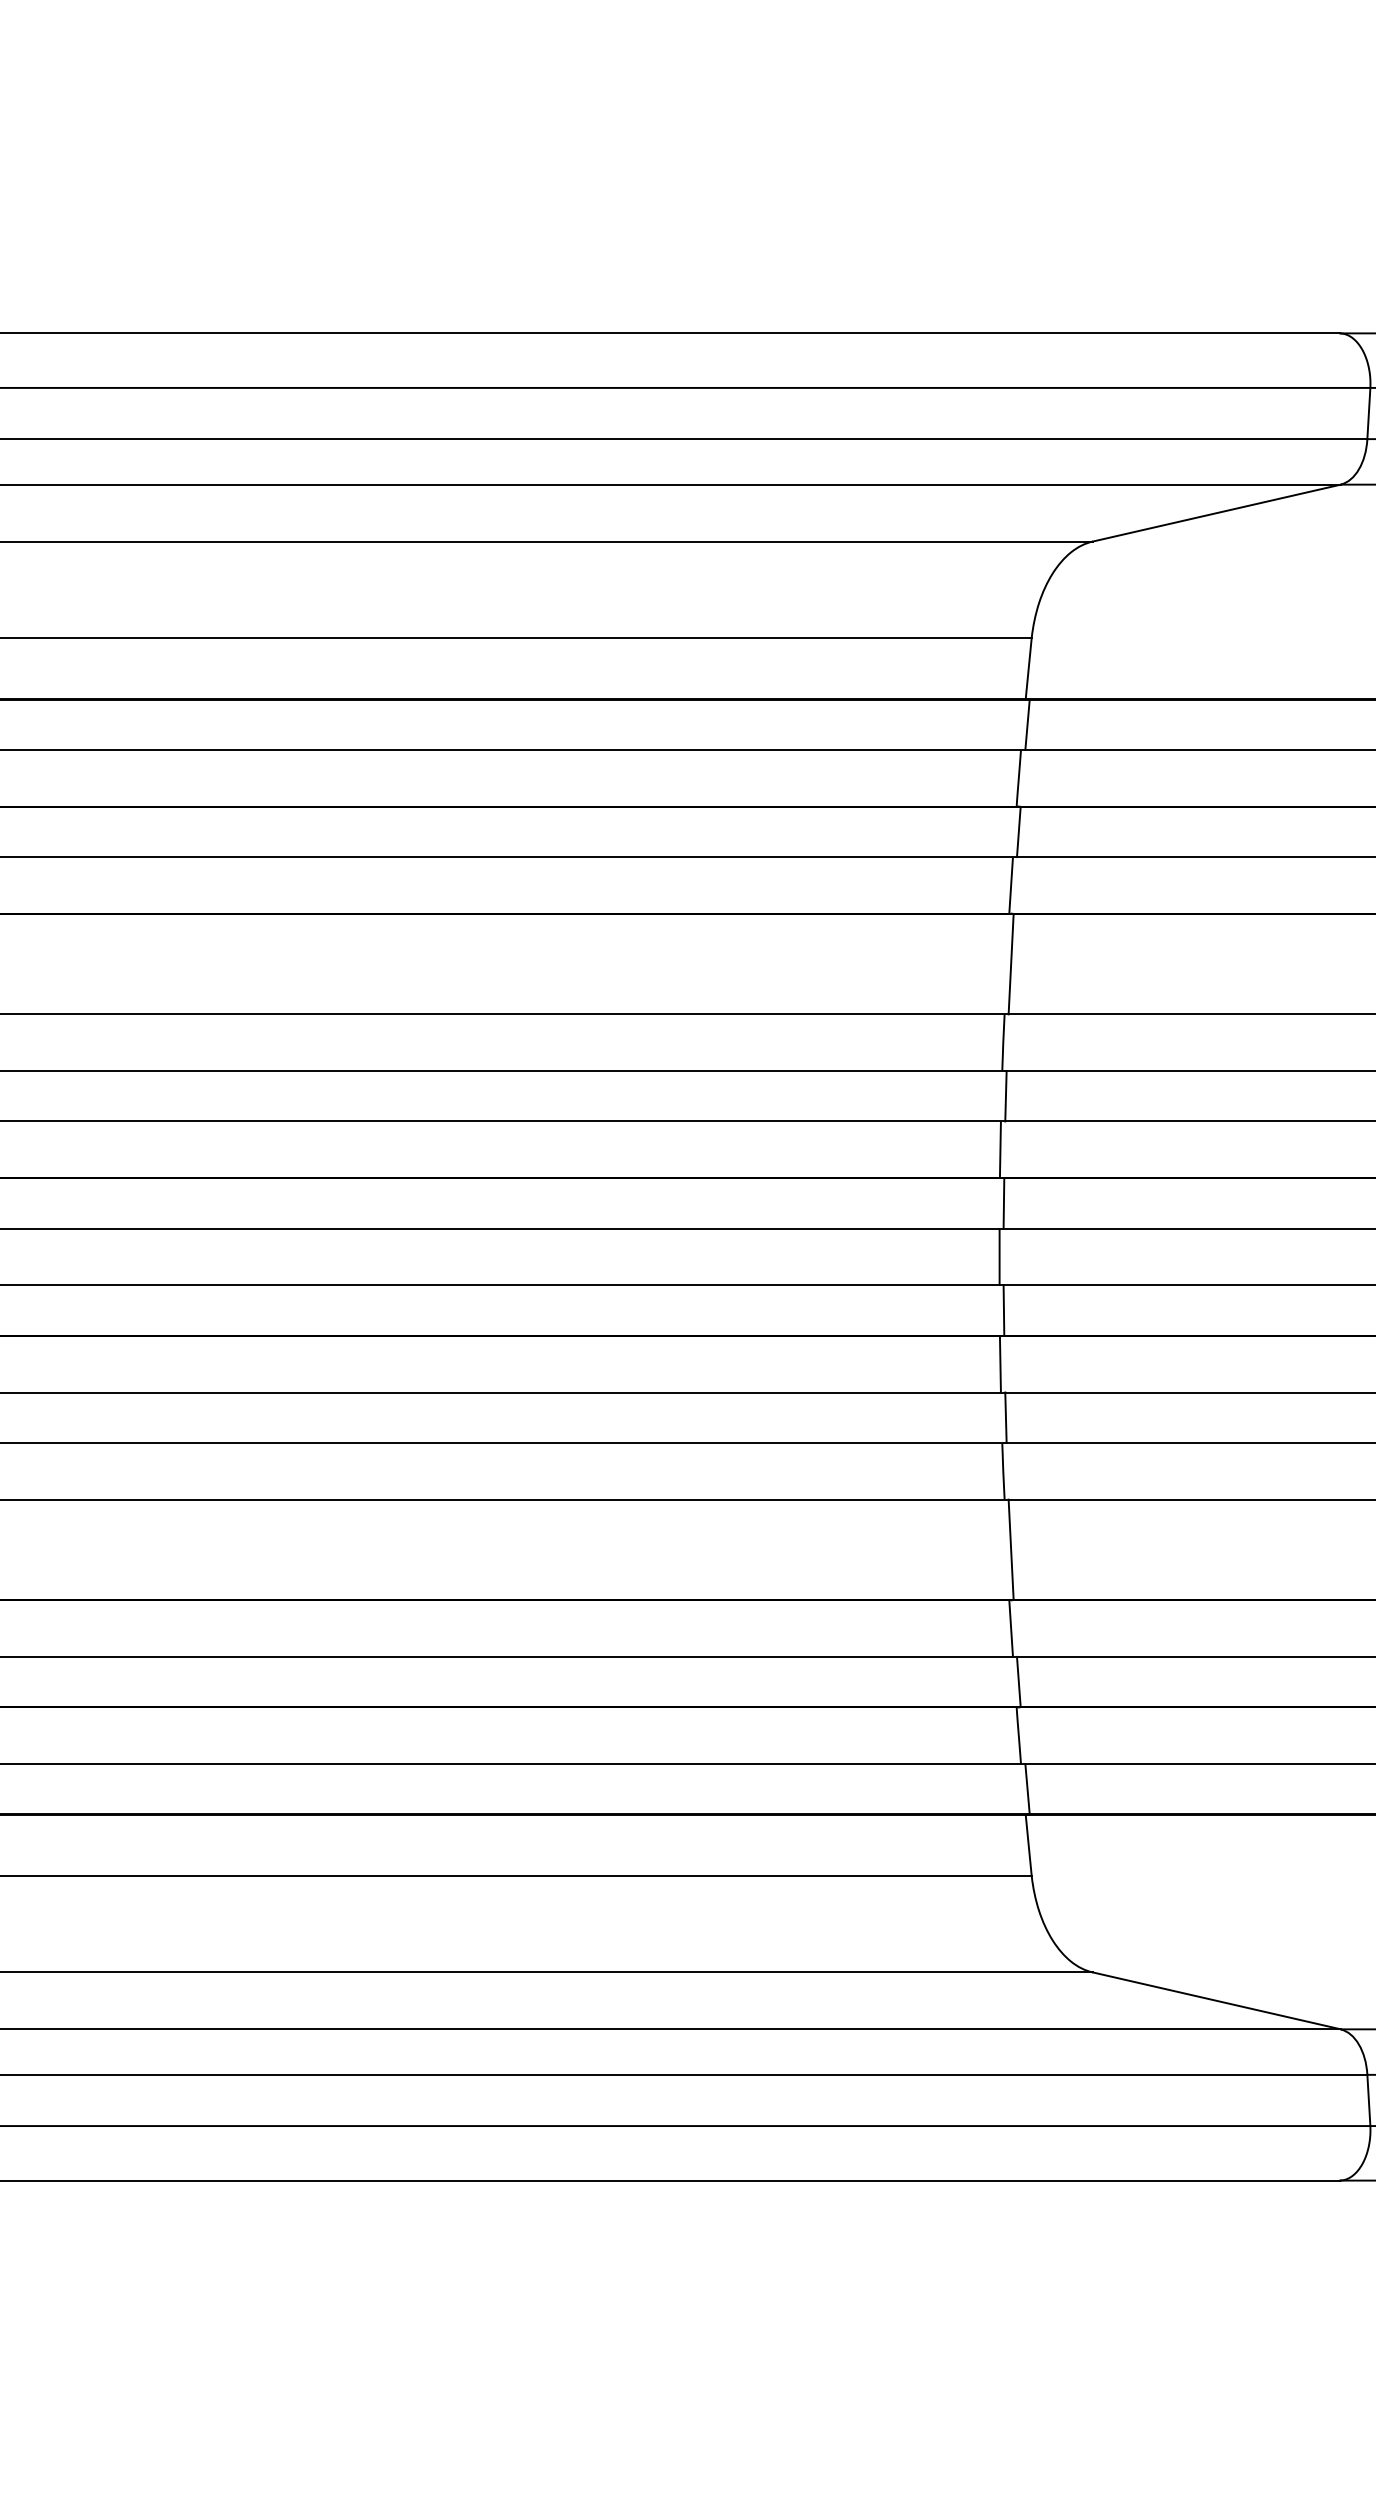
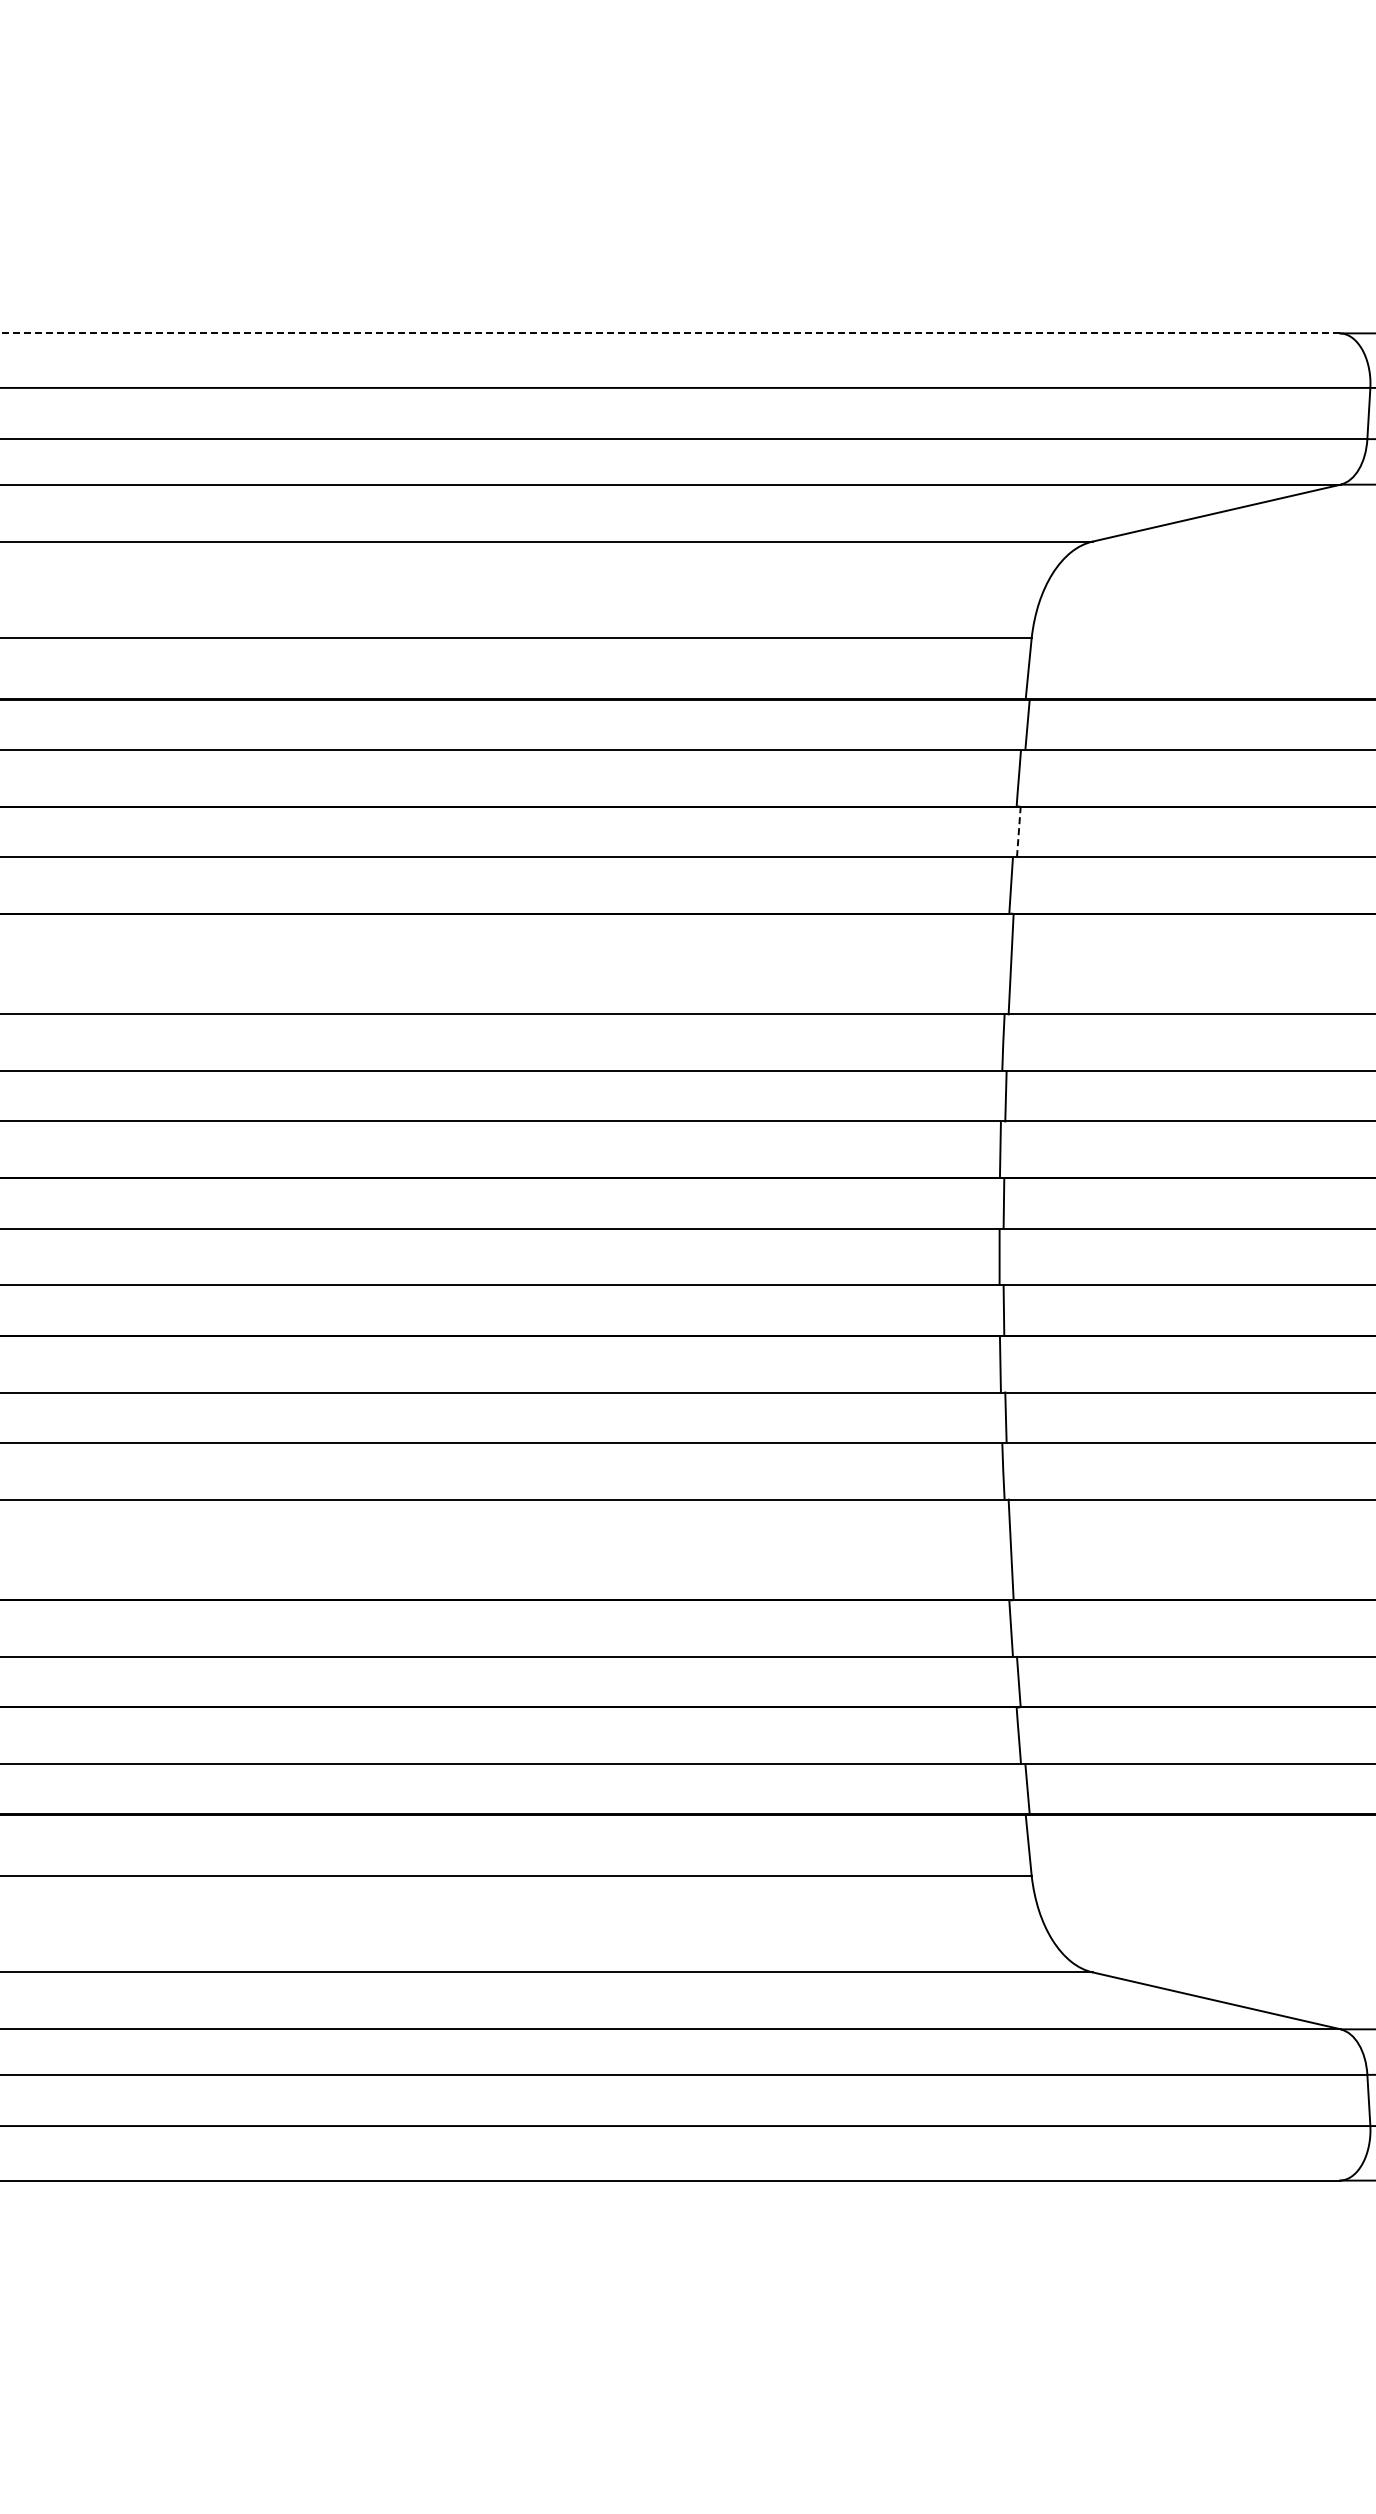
line: solid -> dashed (669, 333)
line: solid -> dashed (1018, 831)
